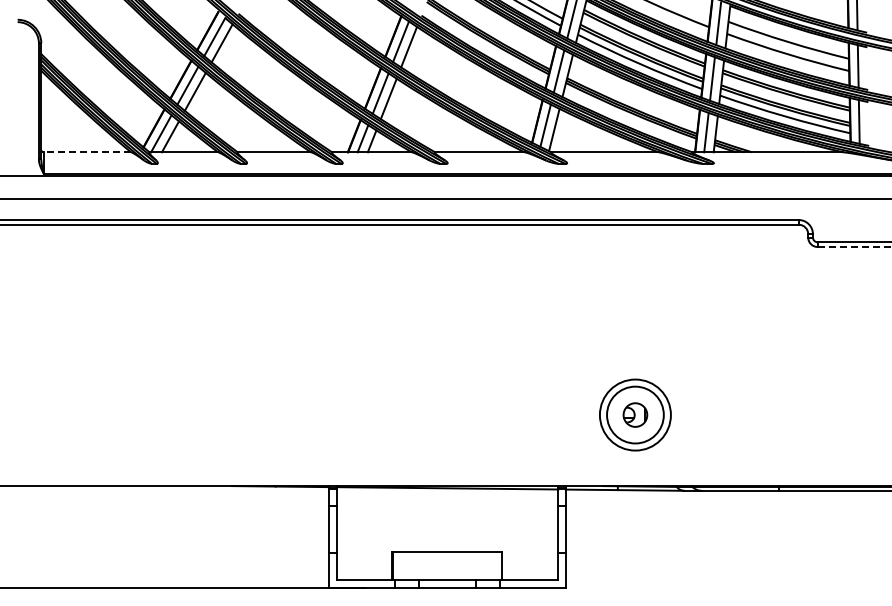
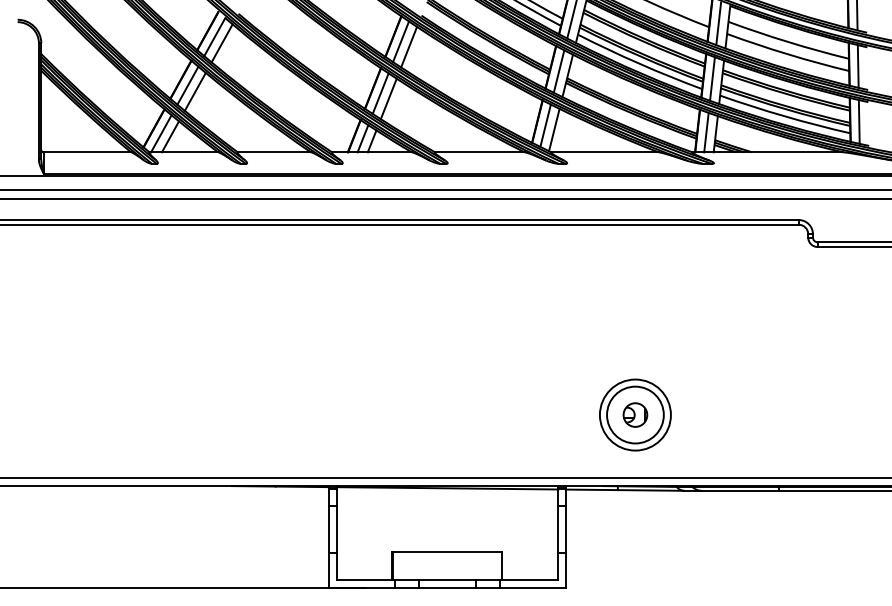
line: dashed -> solid (87, 152)
line: none -> present (445, 190)
line: dashed -> solid (854, 247)
line: none -> present (445, 477)
